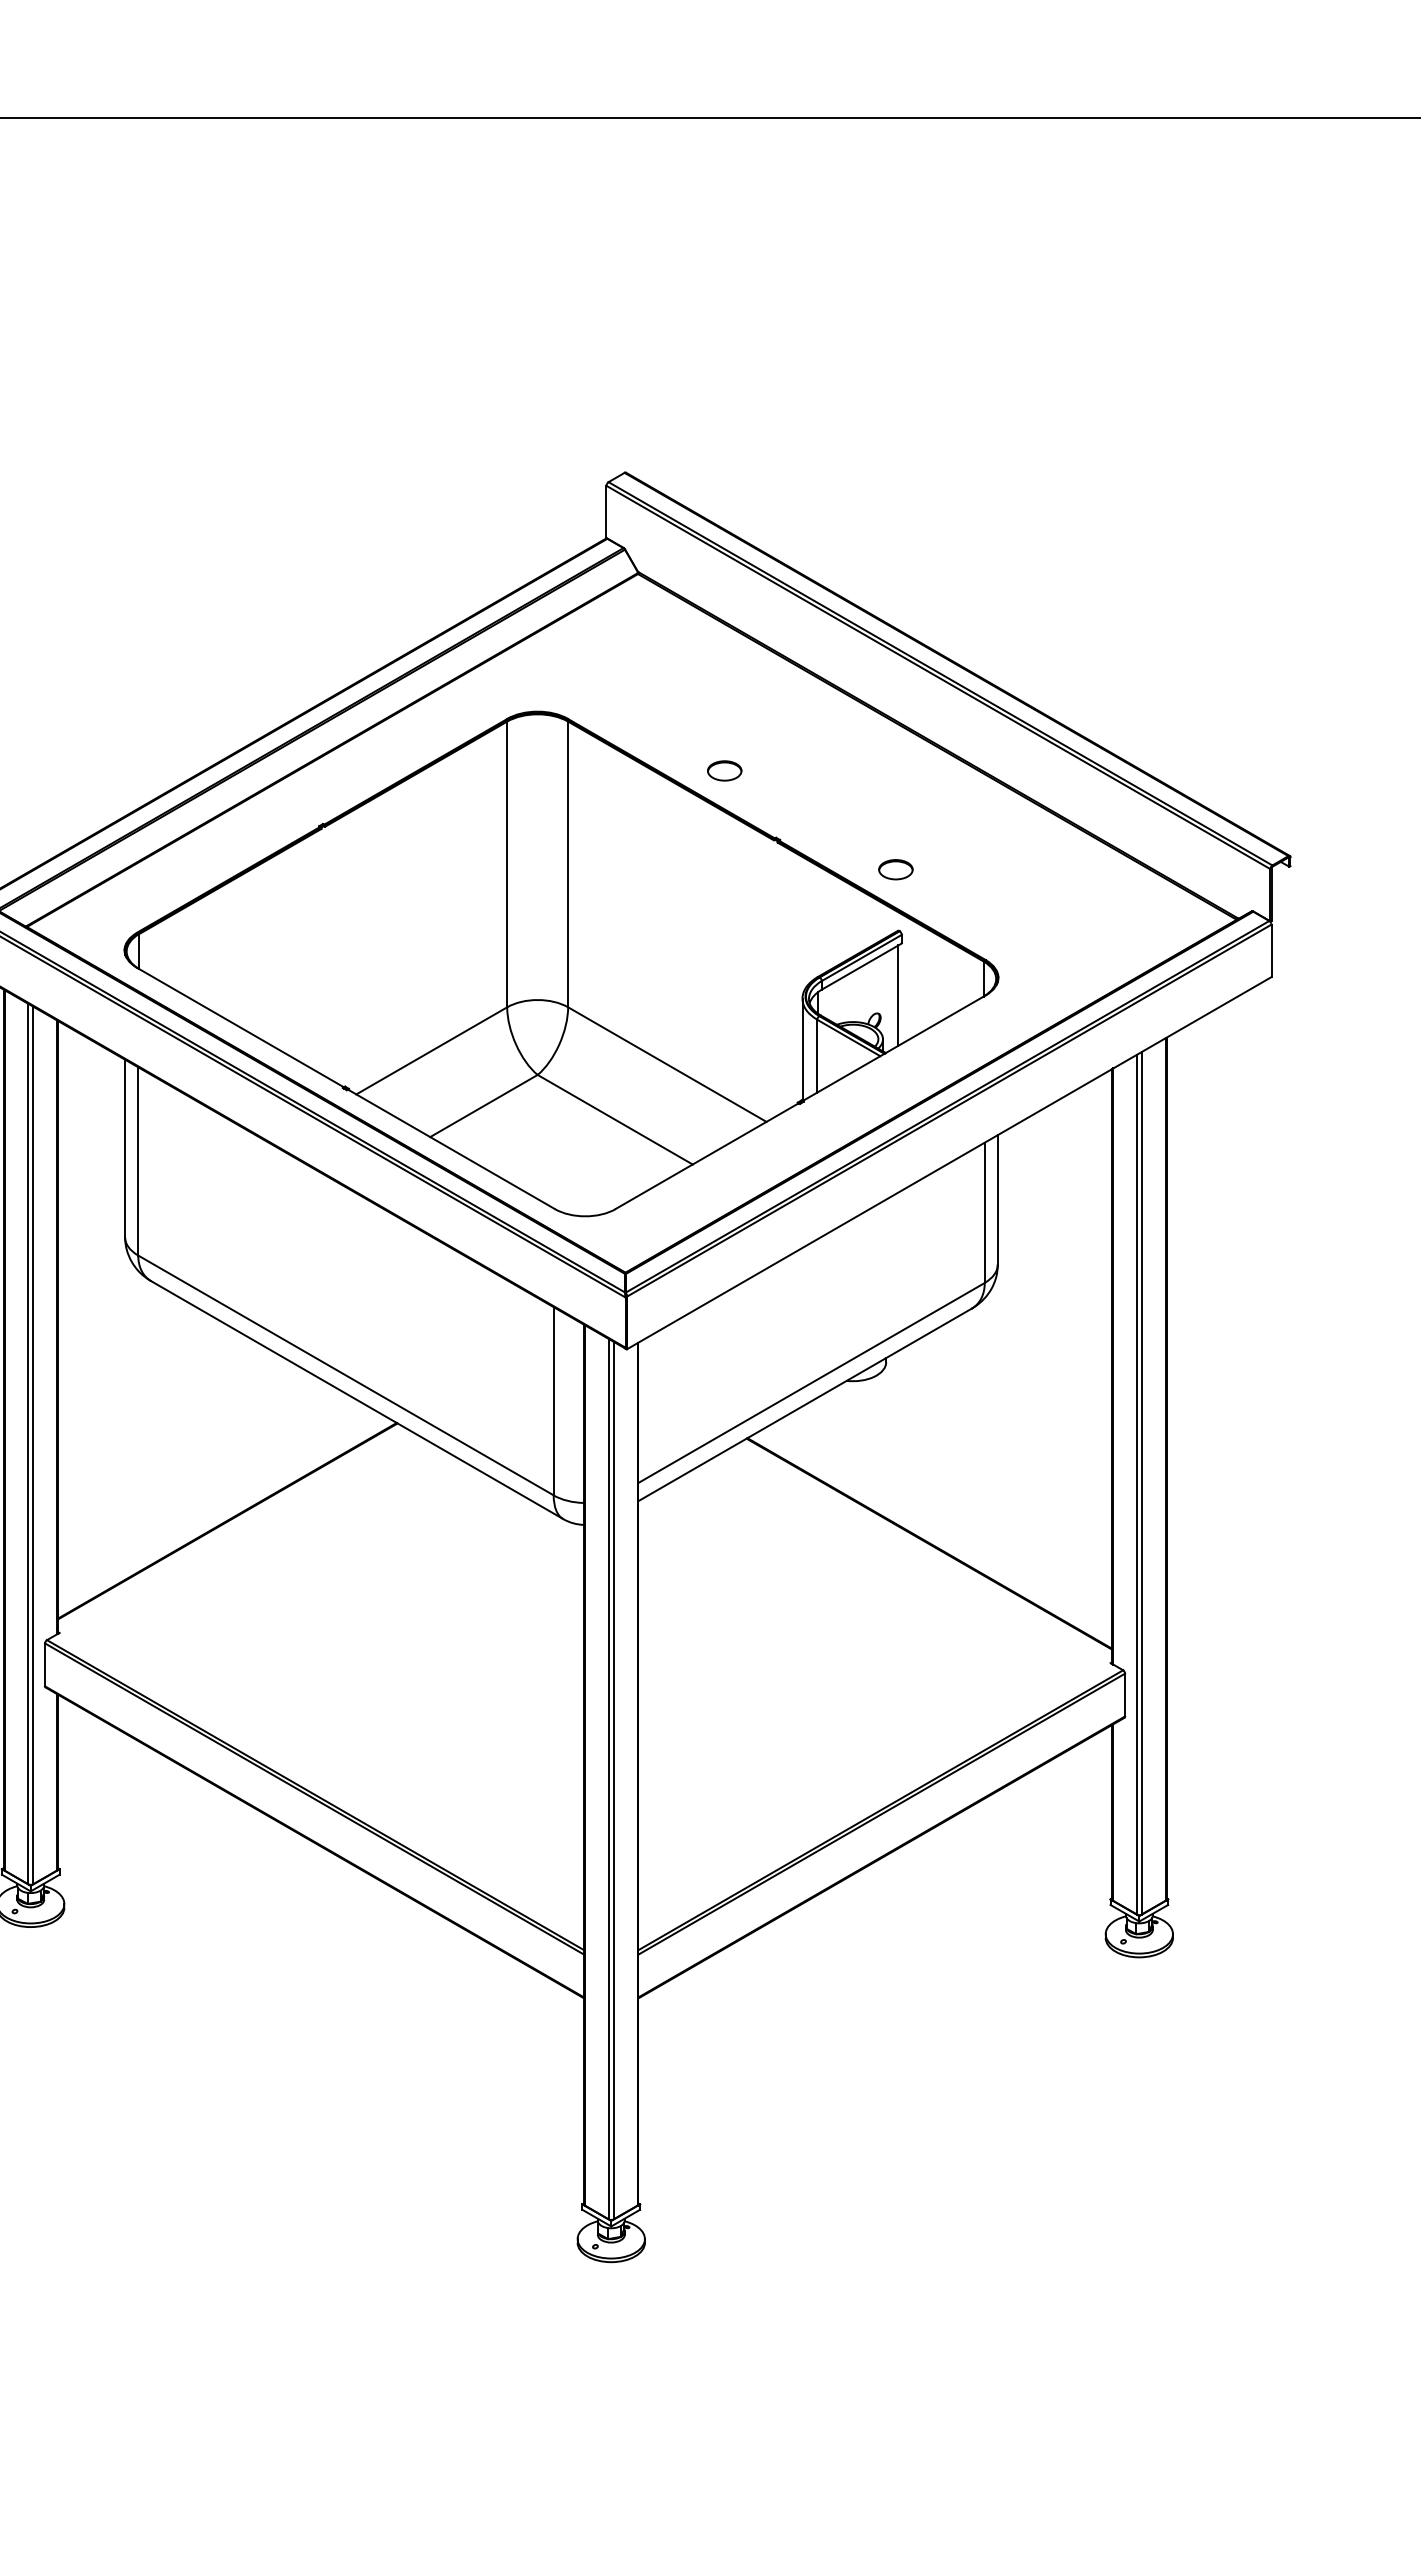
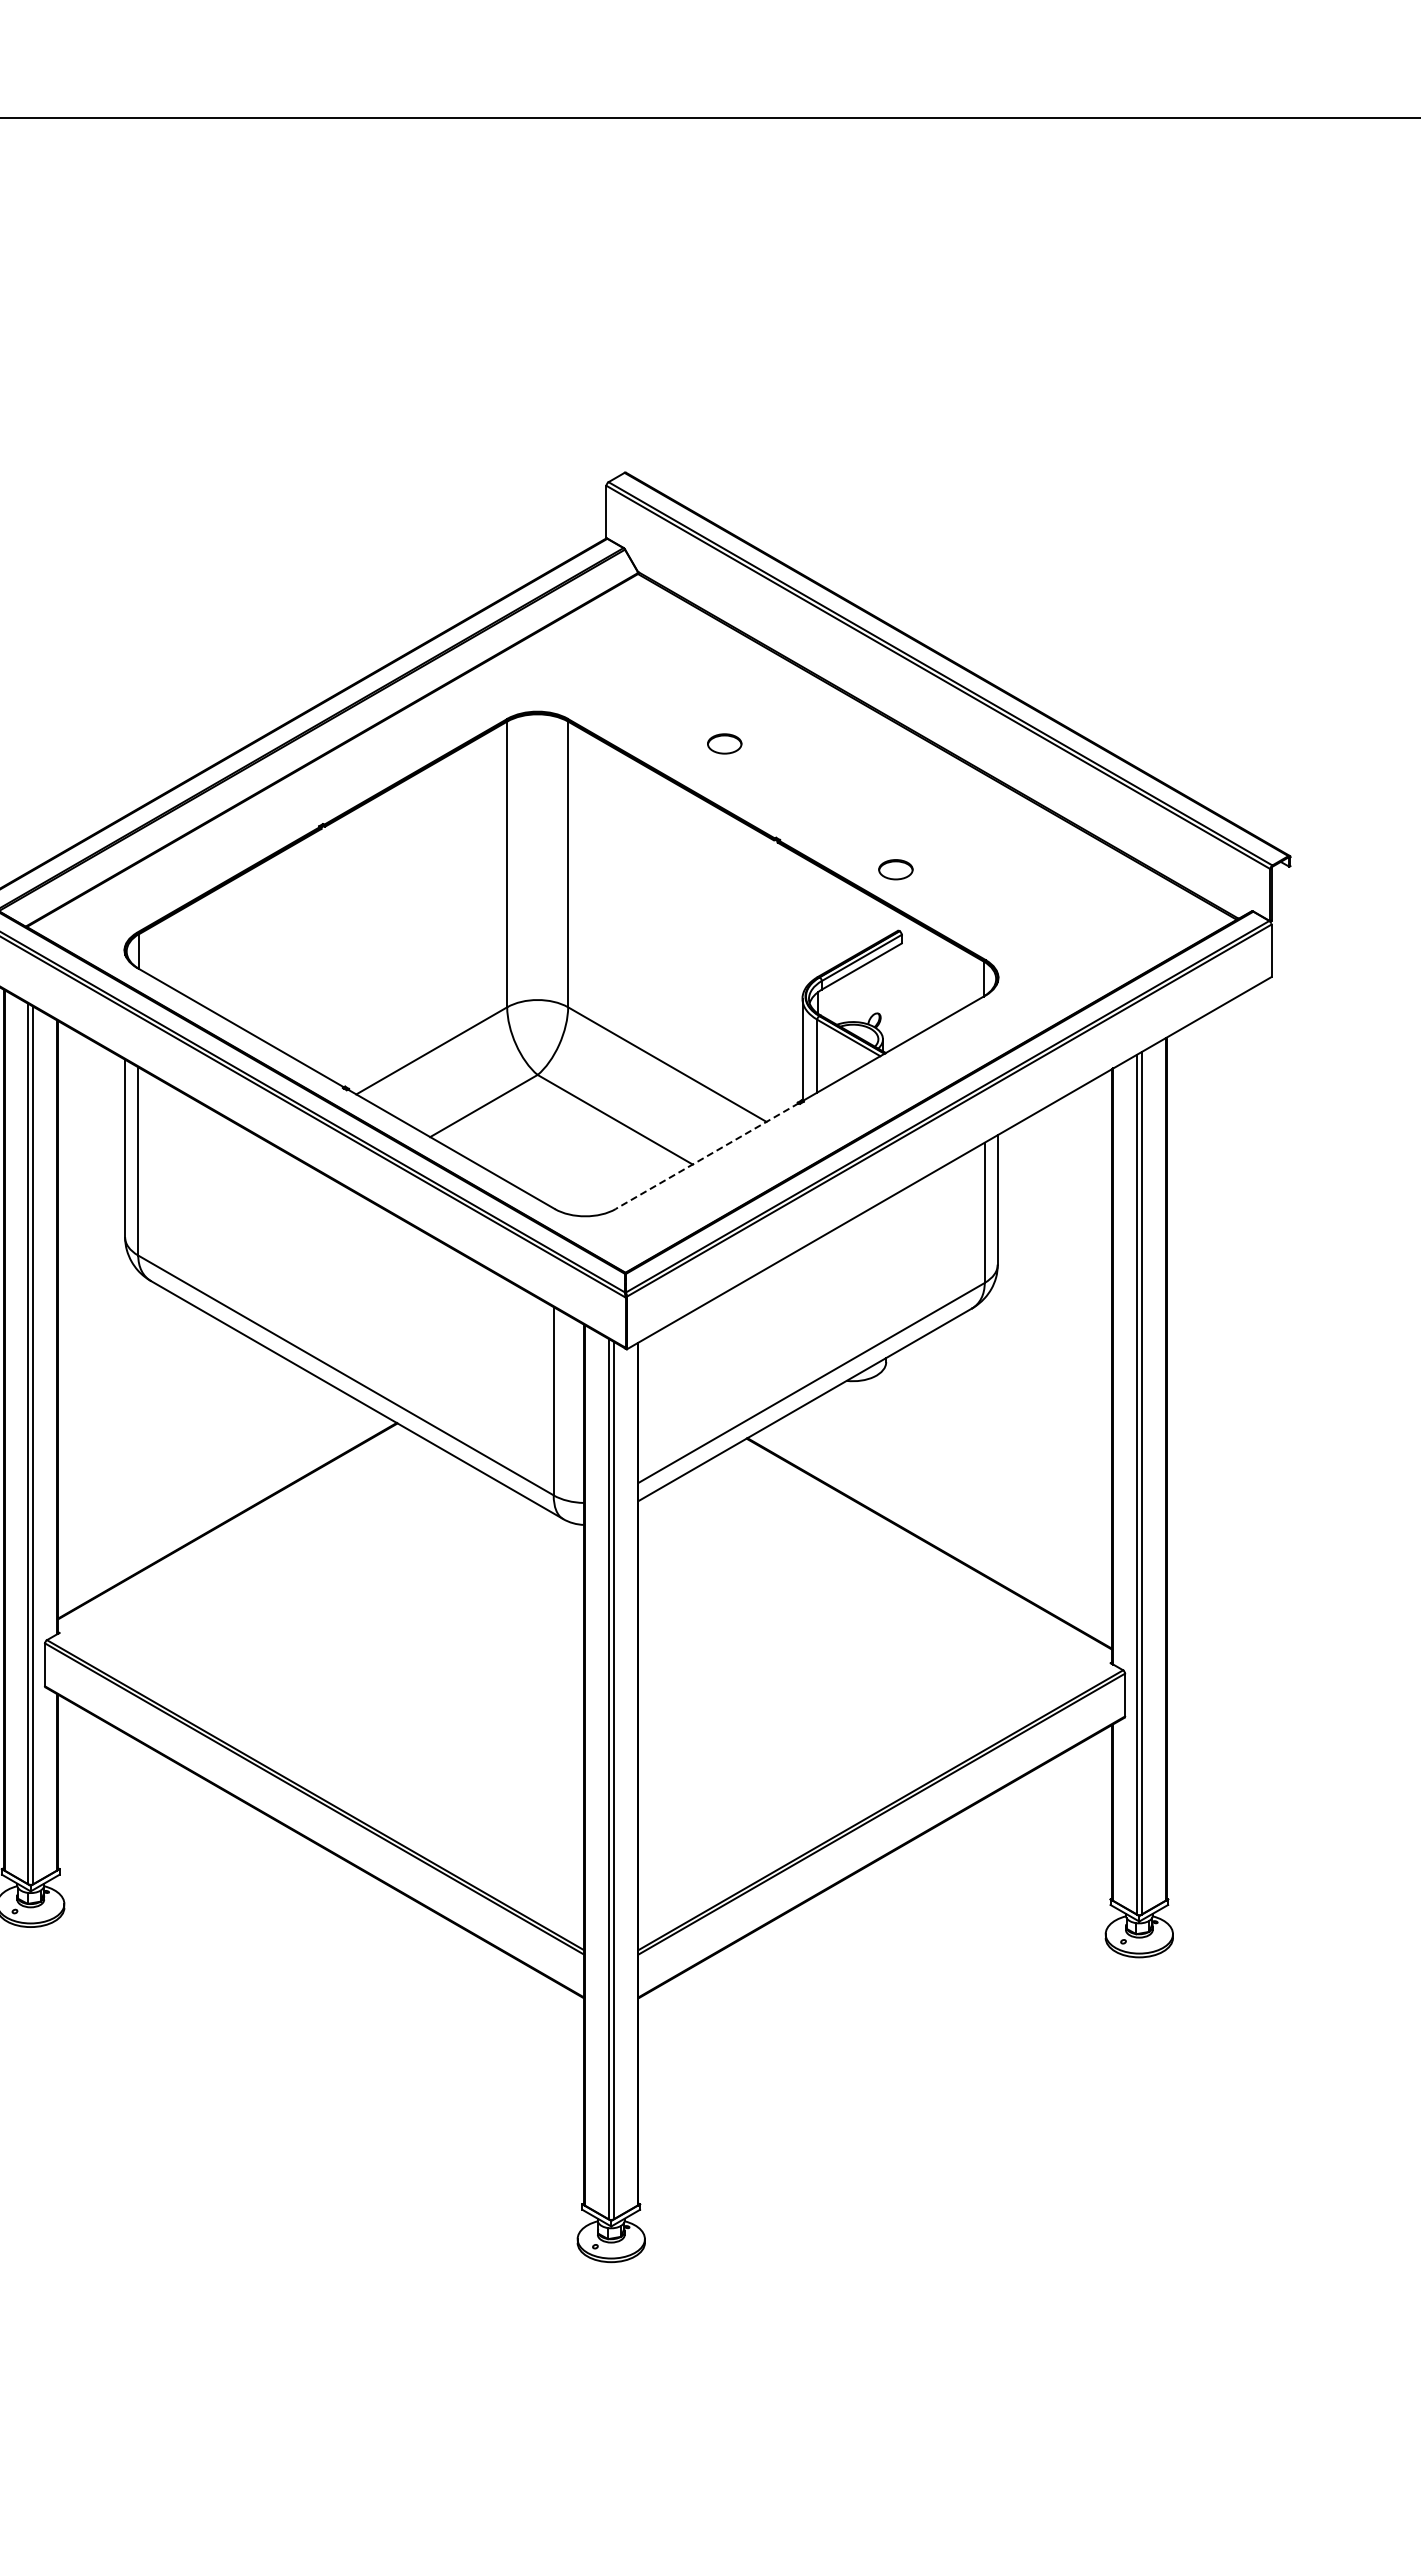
part position: (724, 770) -> (724, 743) (724, 743)
line: present -> none (898, 995)
line: solid -> dashed (707, 1156)
